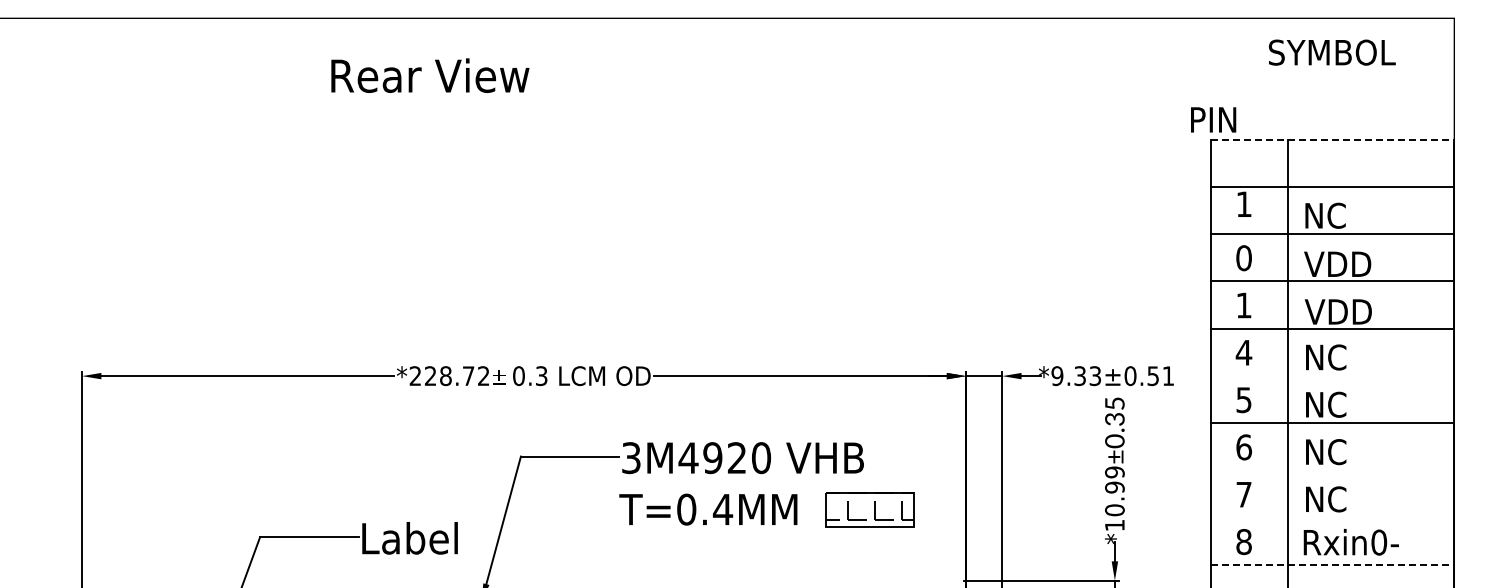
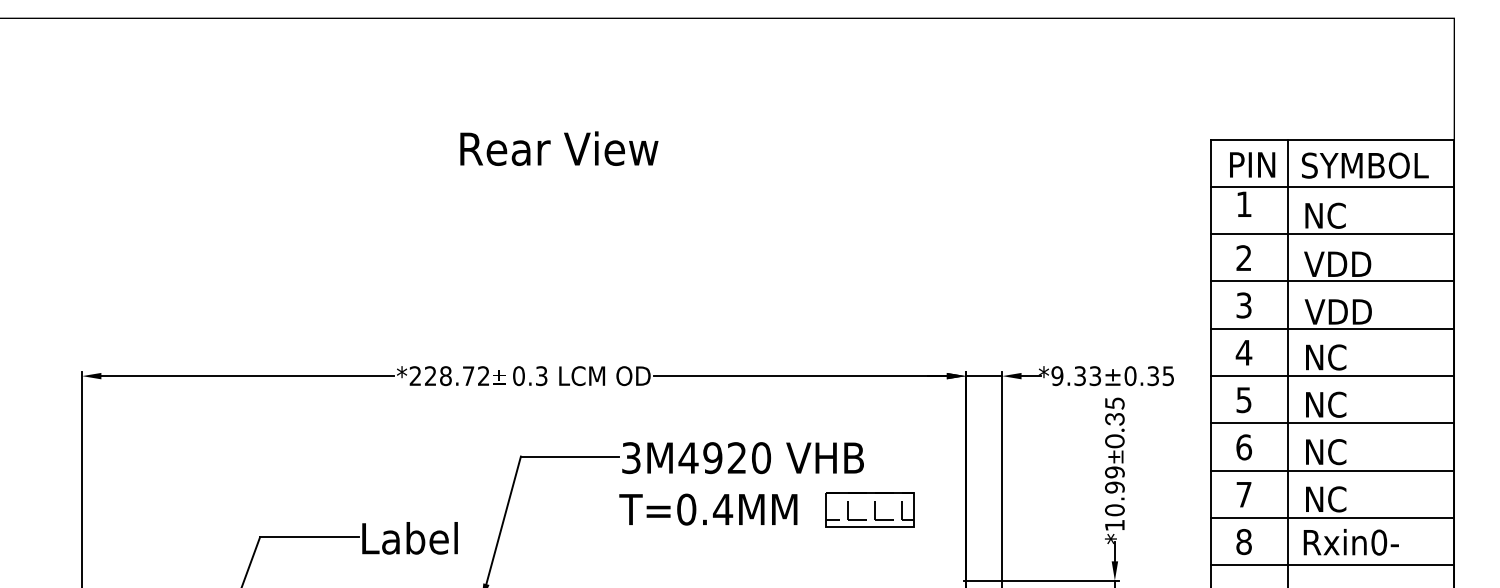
text position: (1332, 52) -> (1365, 165) (1365, 165)
text position: (430, 75) -> (559, 148) (559, 148)
text position: (1213, 119) -> (1252, 164) (1252, 164)
line: dashed -> solid (1332, 139)
text: 0 -> 2 (1243, 258)
text: 1 -> 3 (1243, 305)
text: *9.33±0.51 -> *9.33±0.35 (1160, 376)
line: none -> present (1332, 376)
line: none -> present (1332, 470)
line: none -> present (1332, 517)
line: dashed -> solid (1332, 565)
